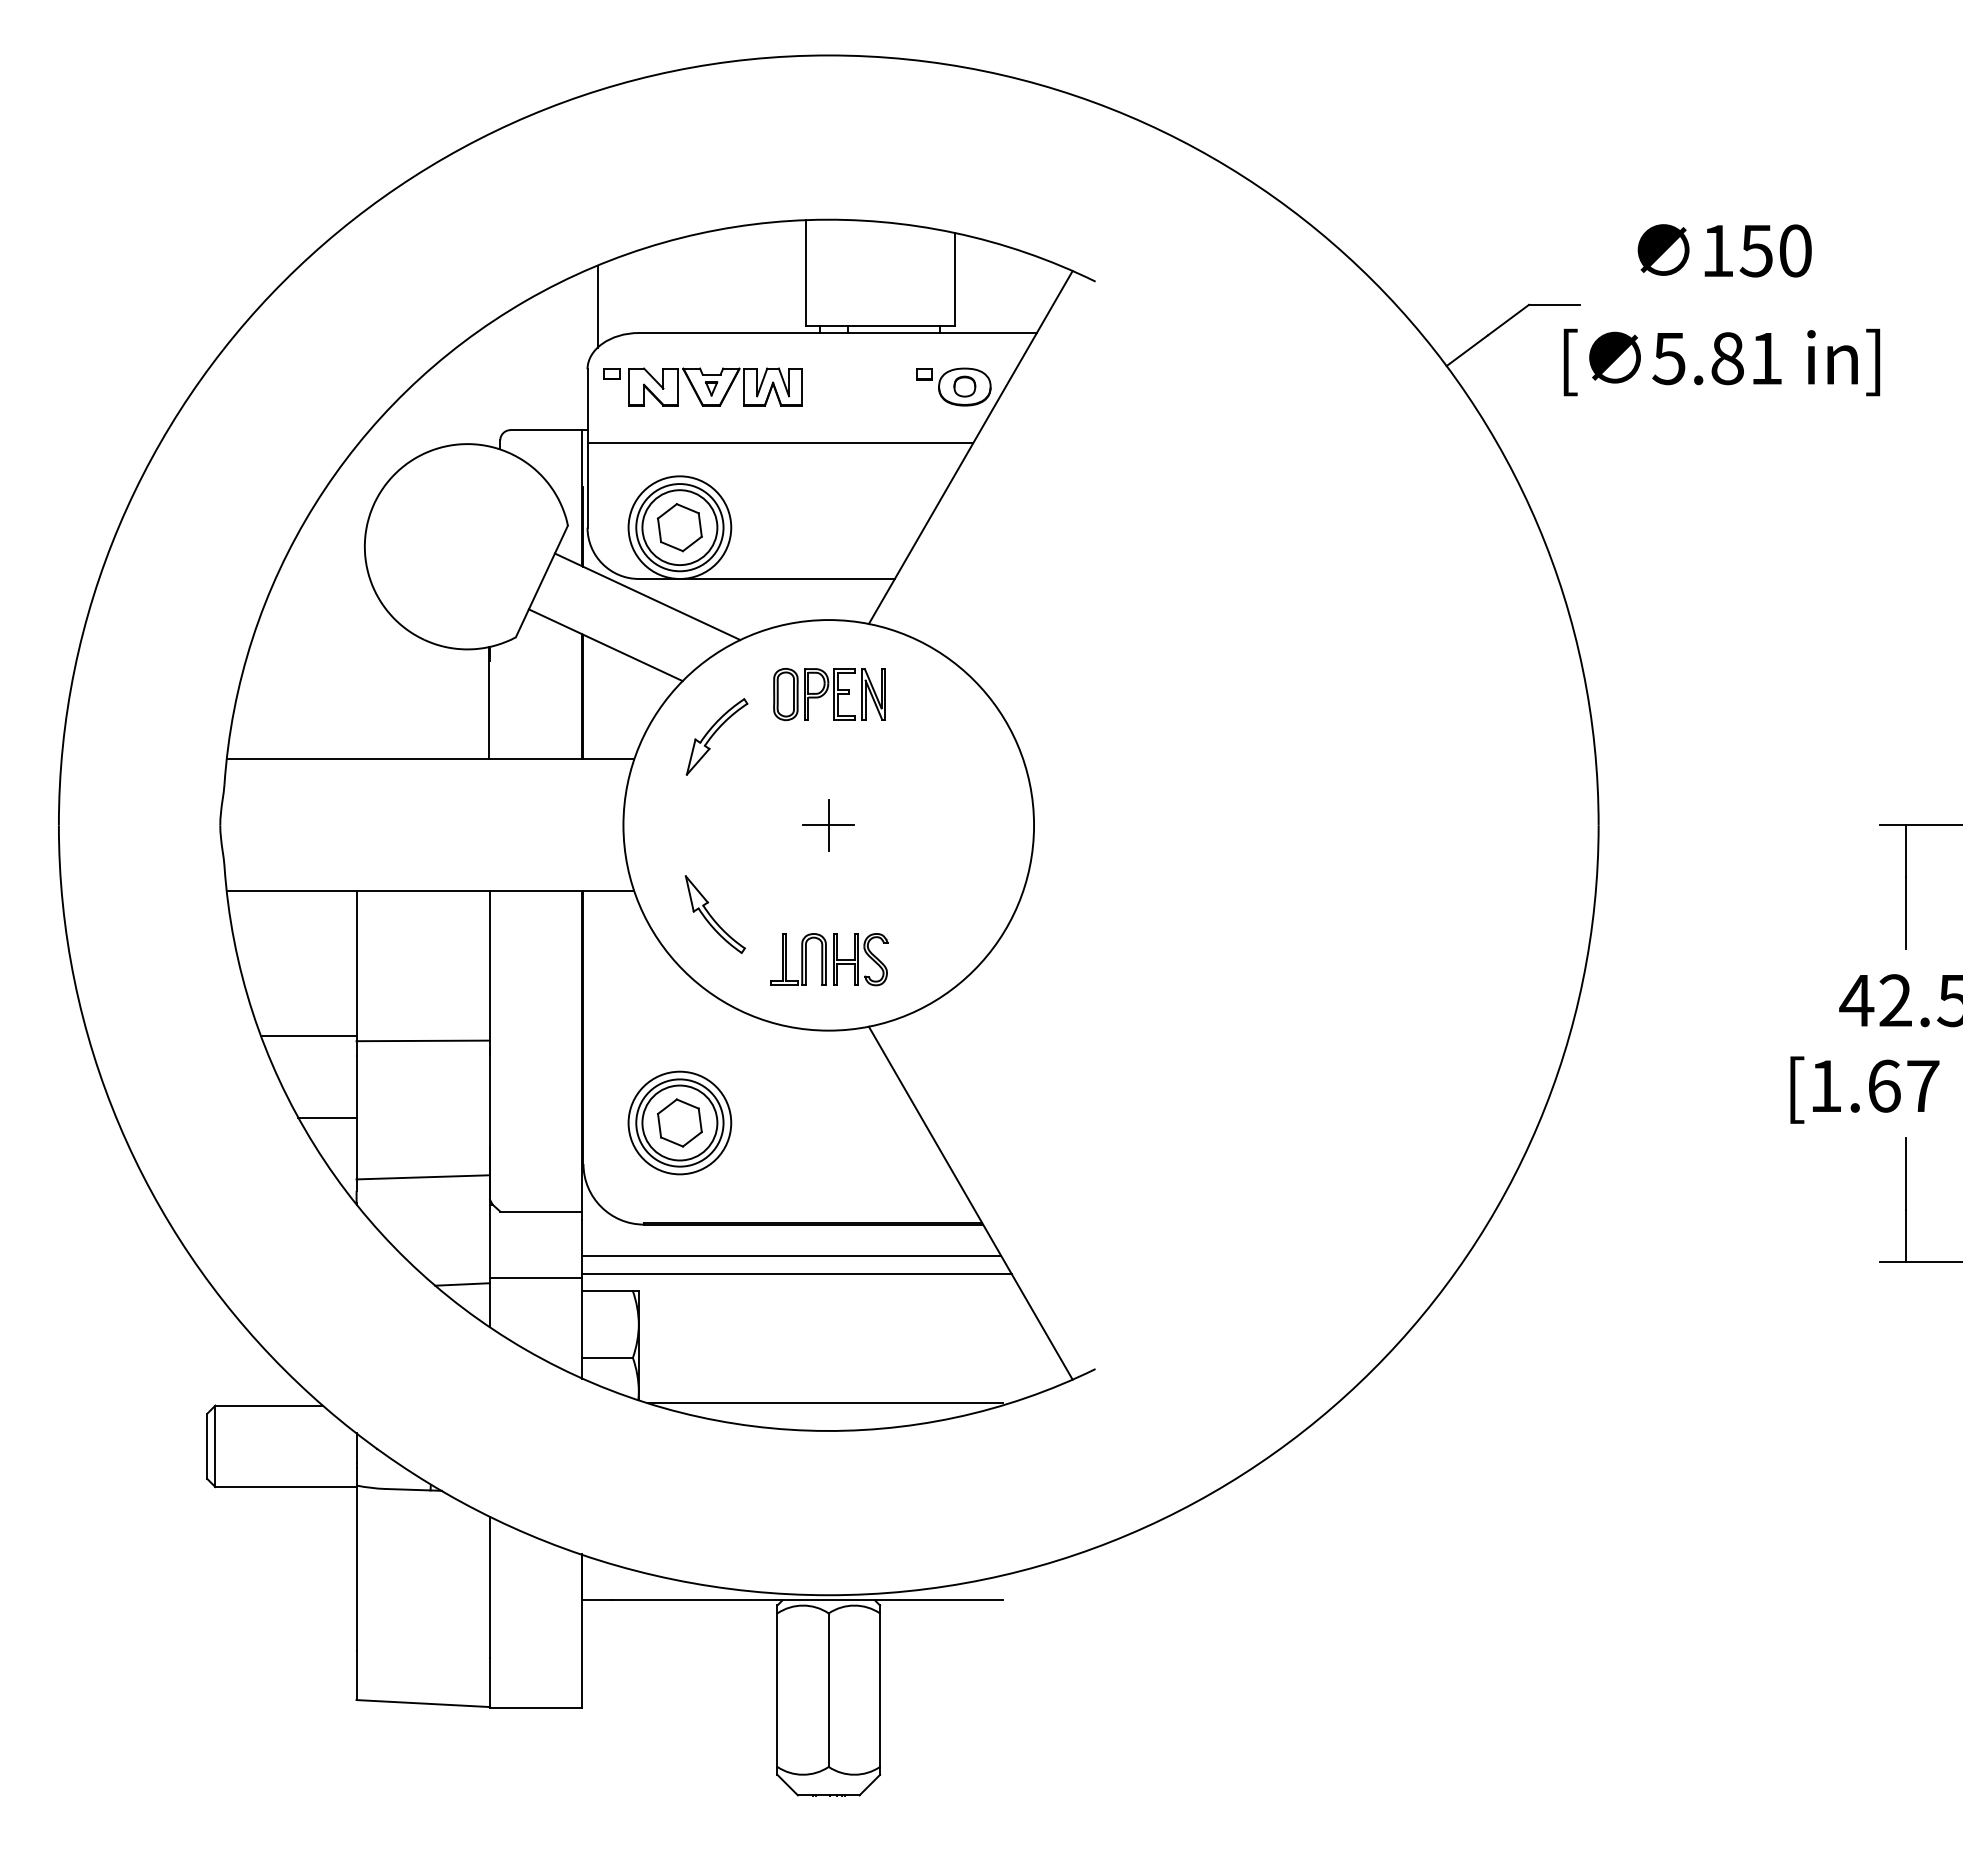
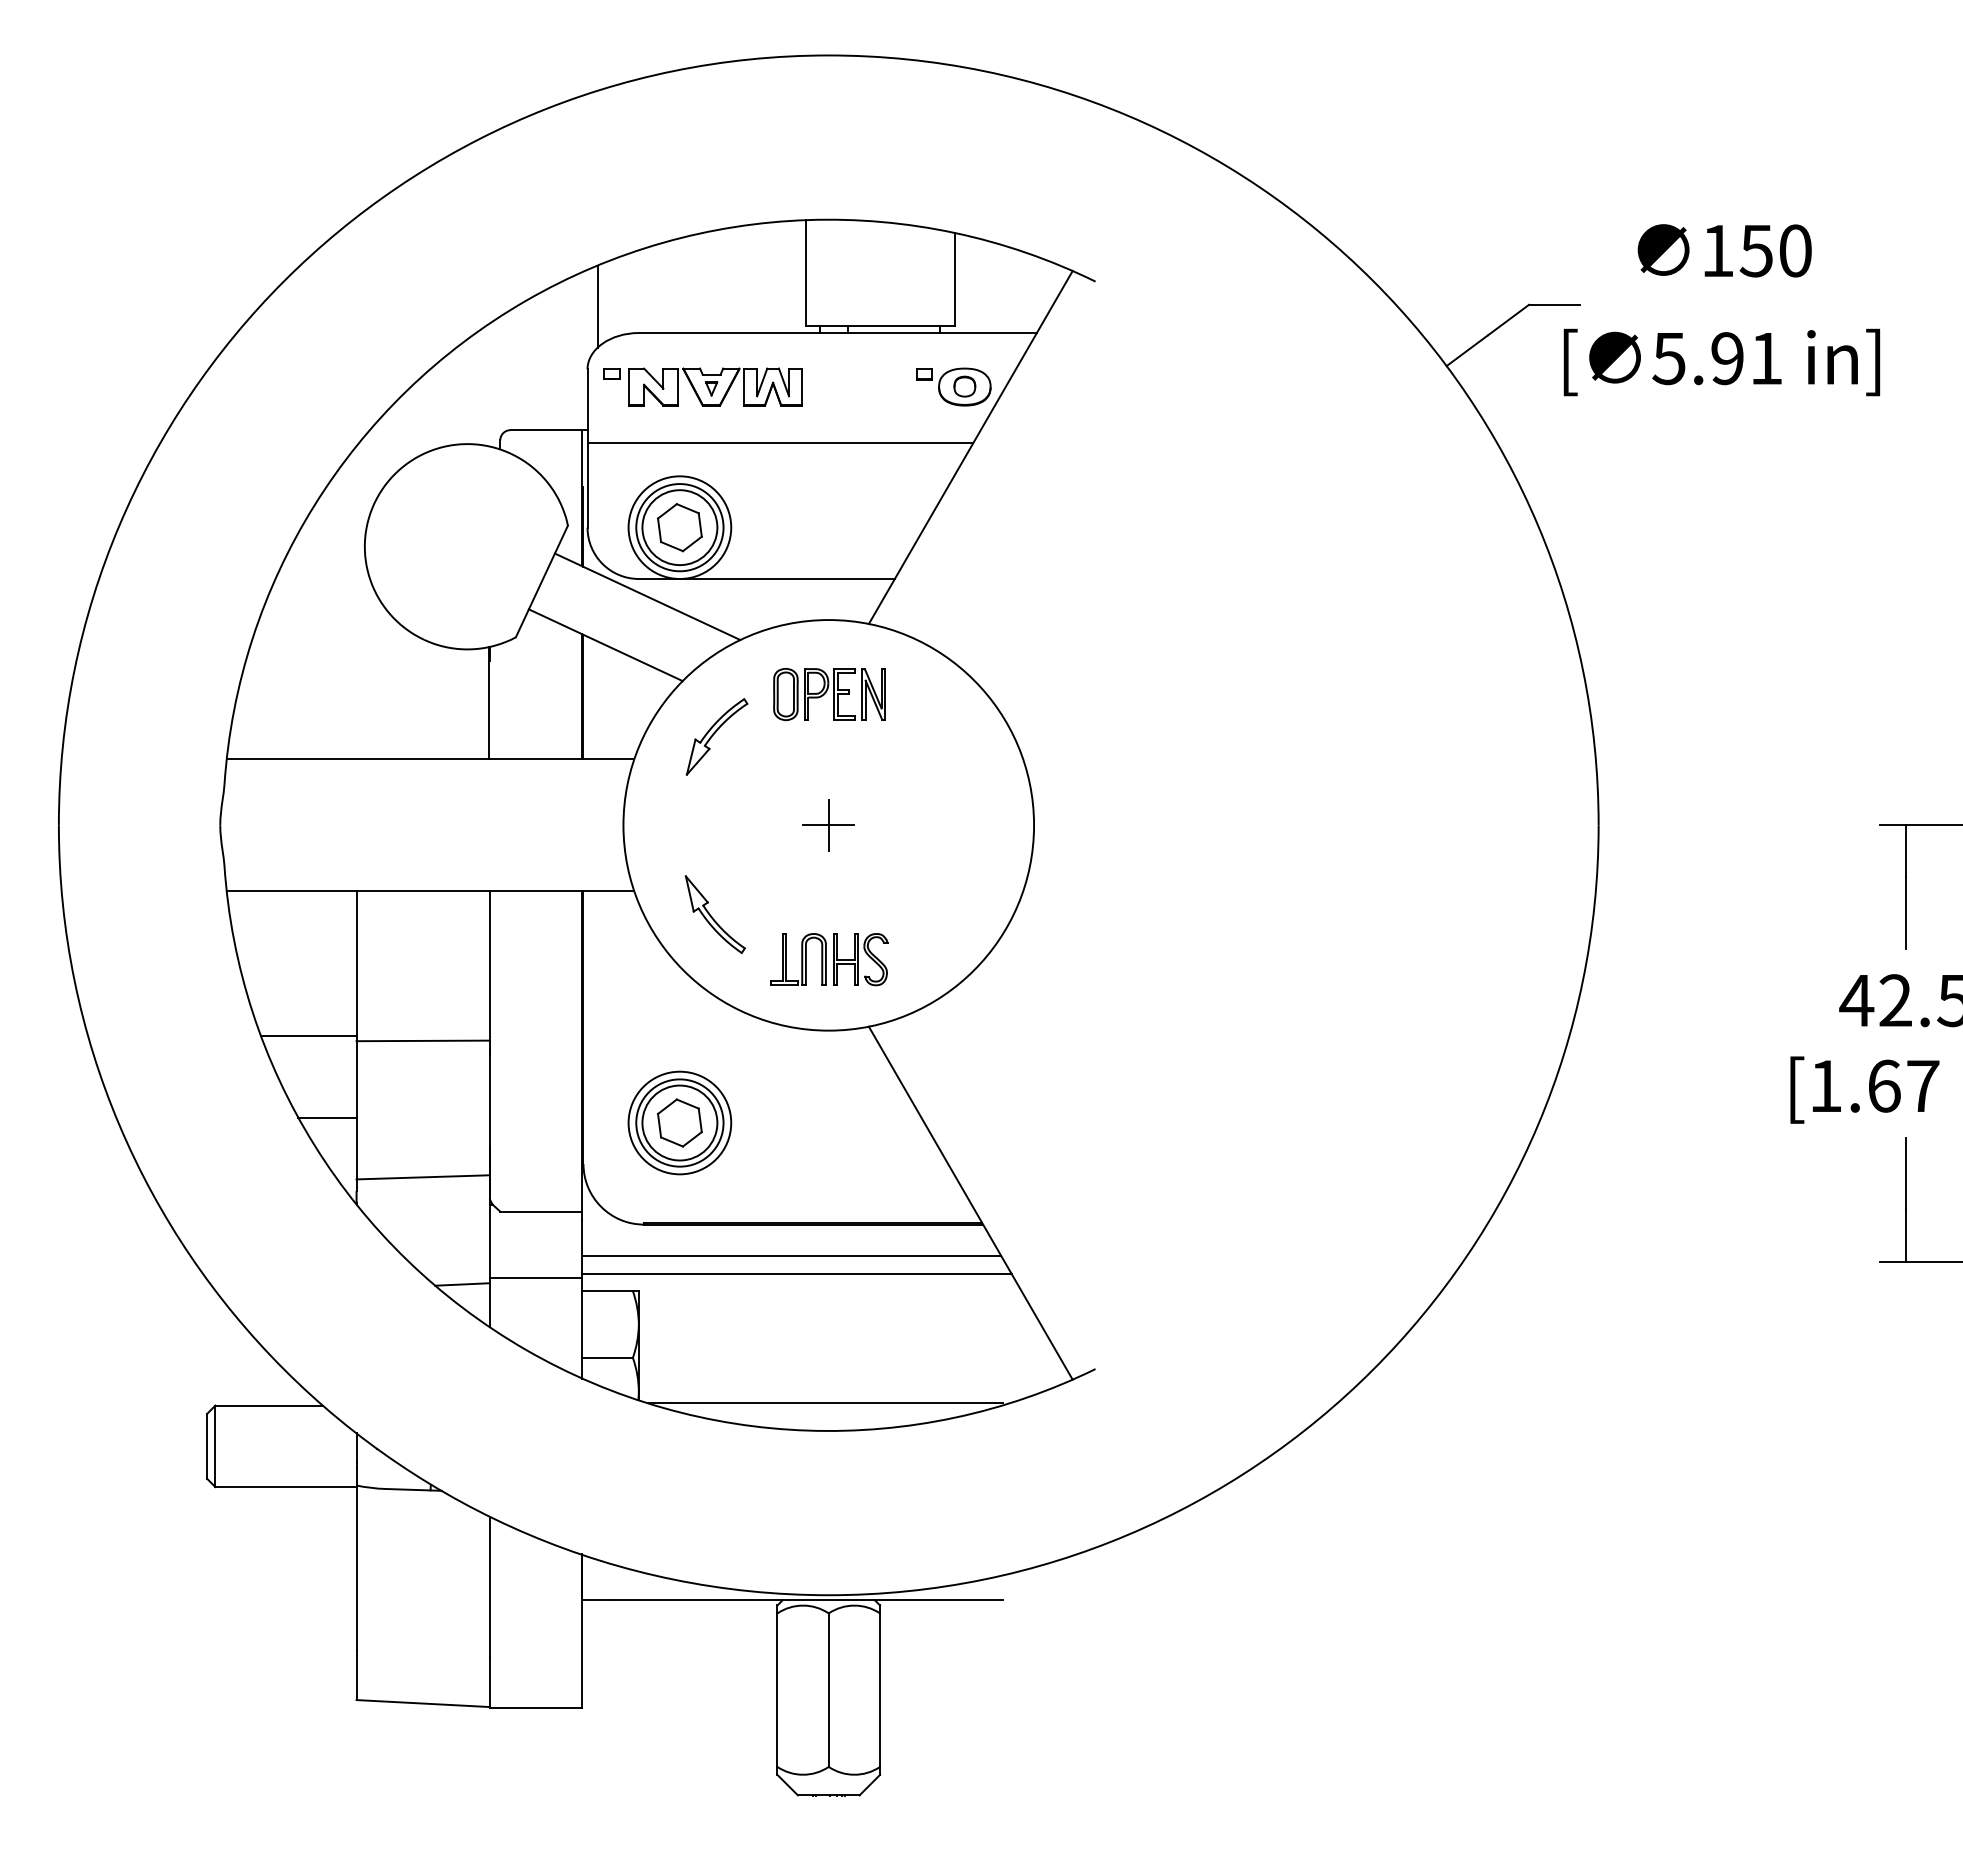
text: 5.81 -> 5.91 (1727, 358)
